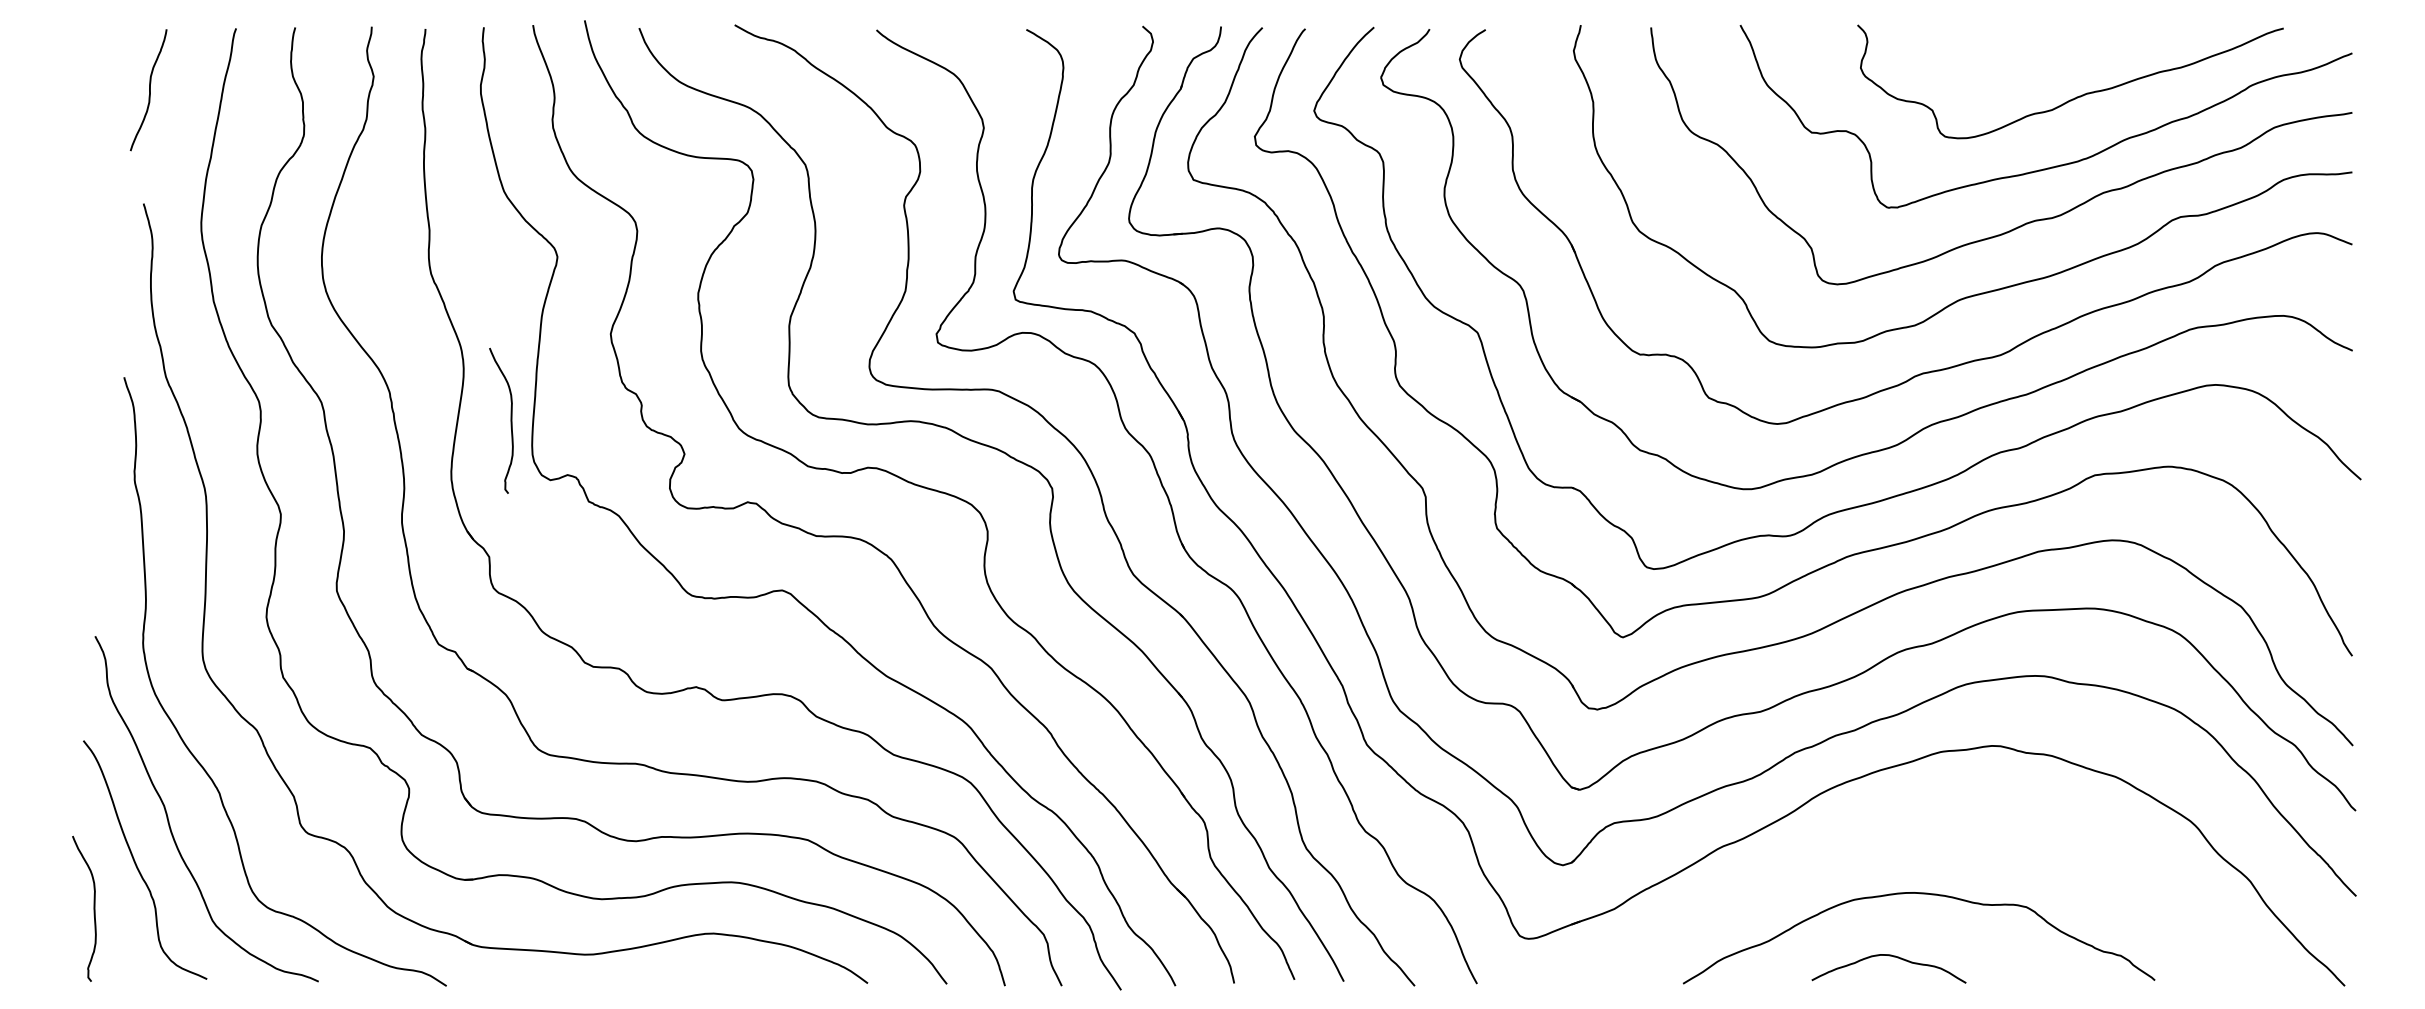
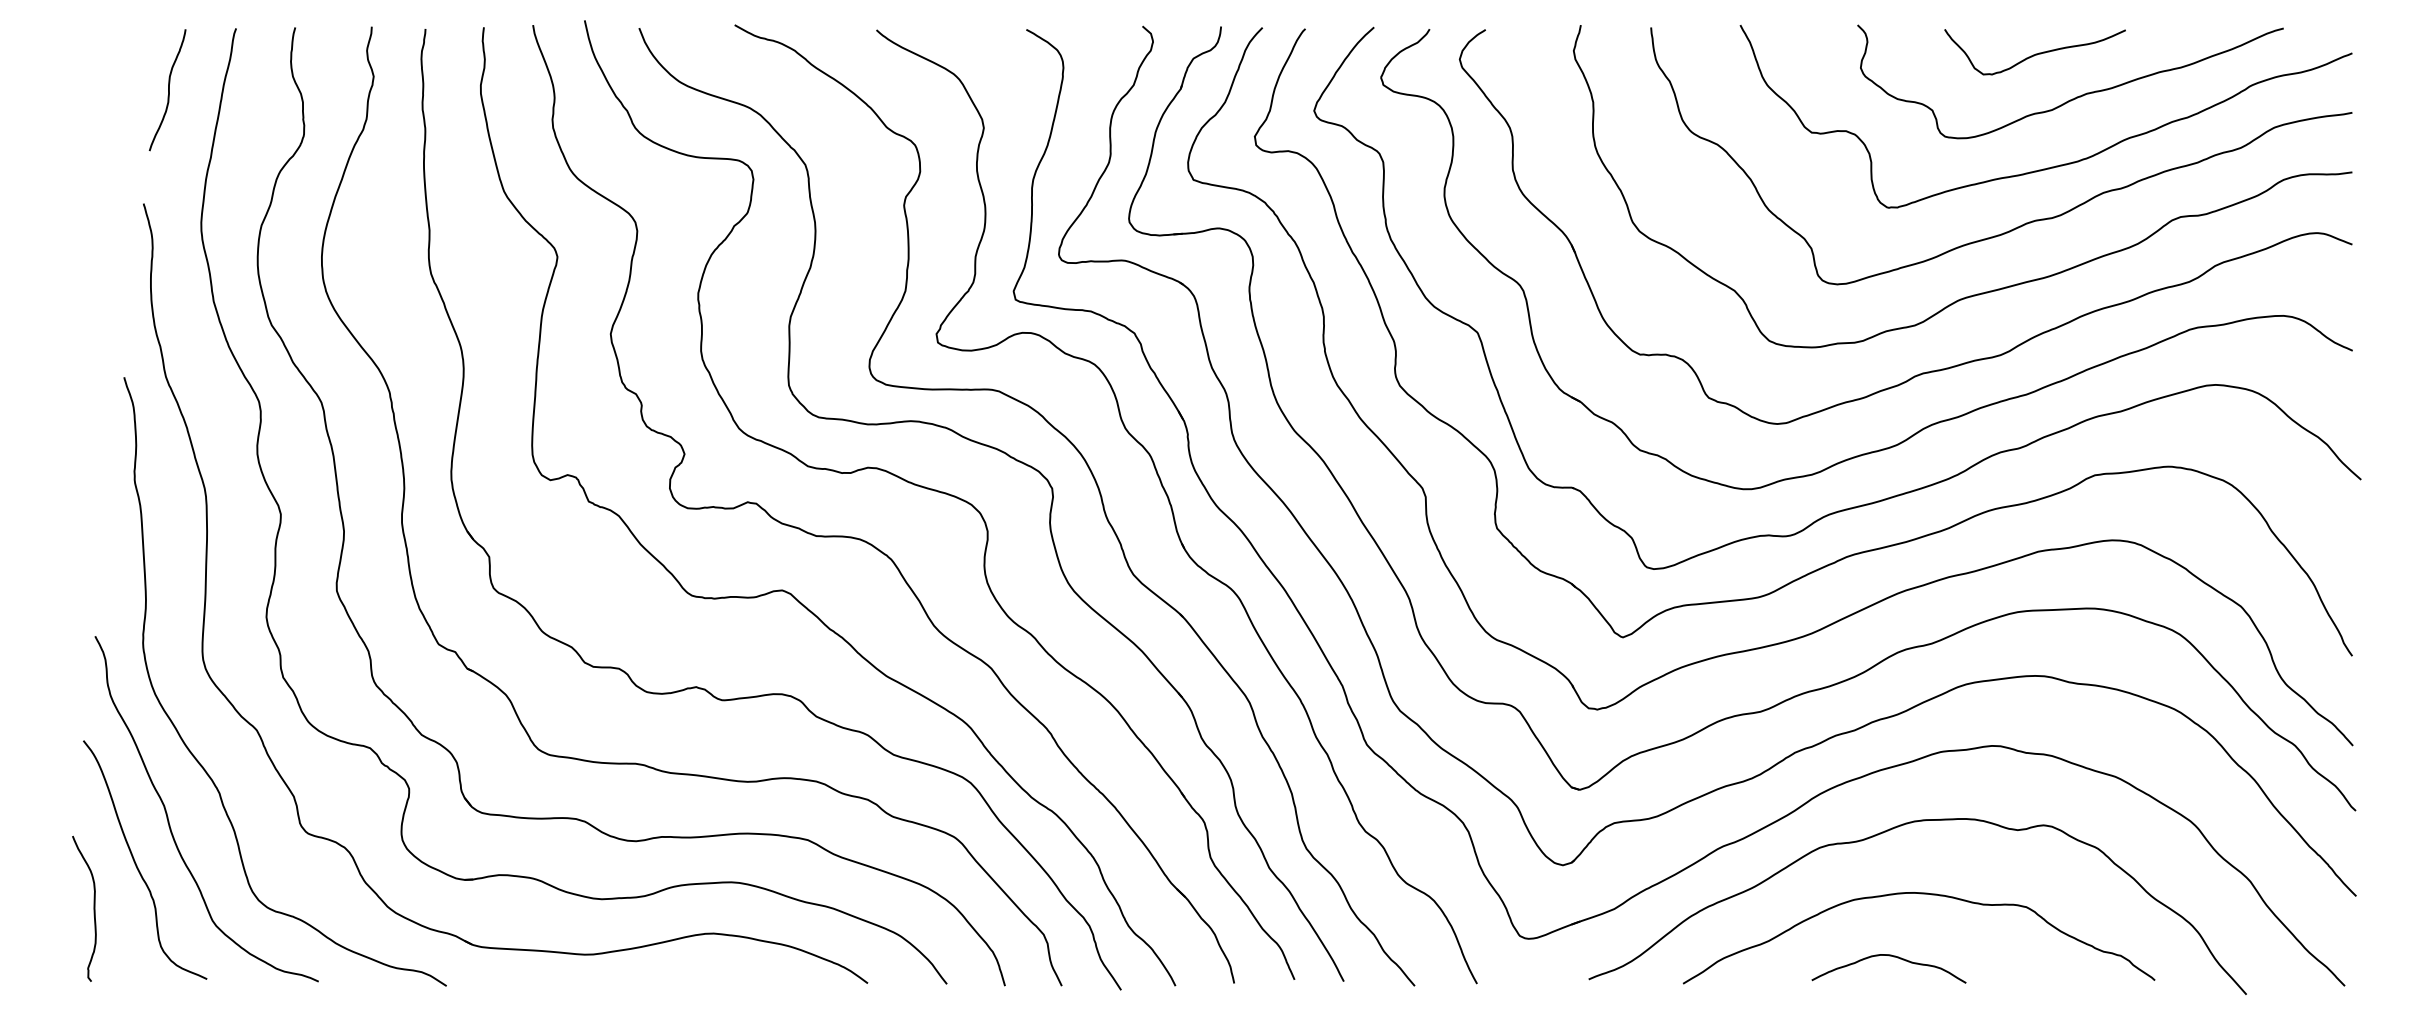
curve: none -> present (2035, 53)
curve position: (149, 90) -> (168, 90) (168, 90)
curve: present -> none (510, 420)
curve: none -> present (1888, 831)
